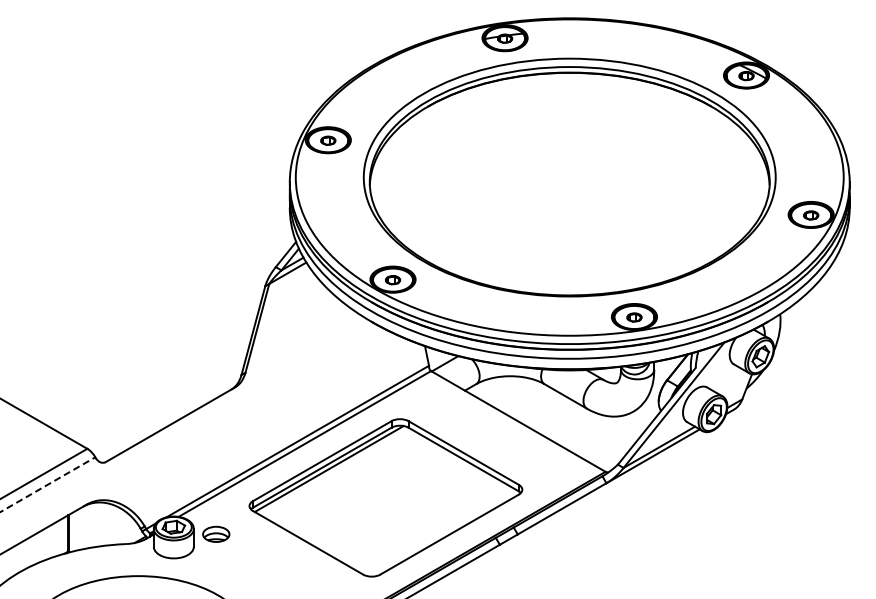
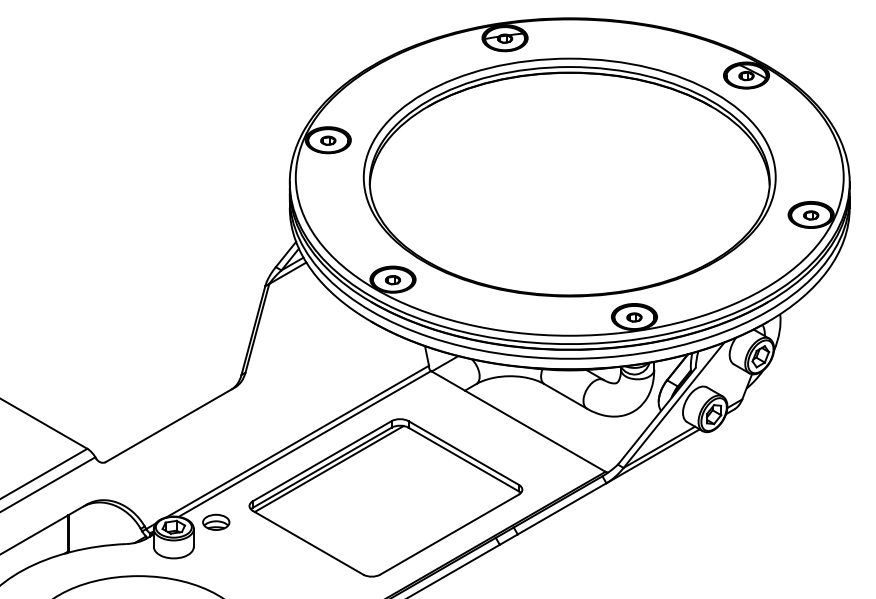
line: dashed -> solid (47, 484)
part position: (216, 533) -> (216, 521) (216, 521)
